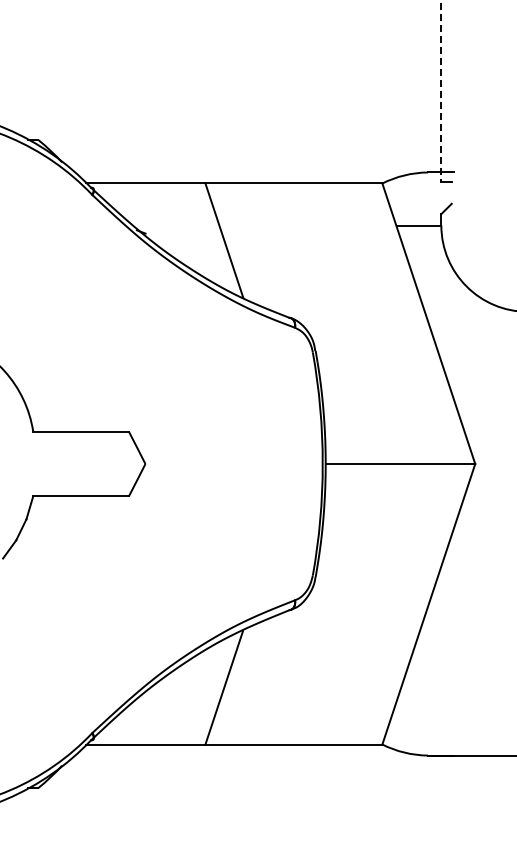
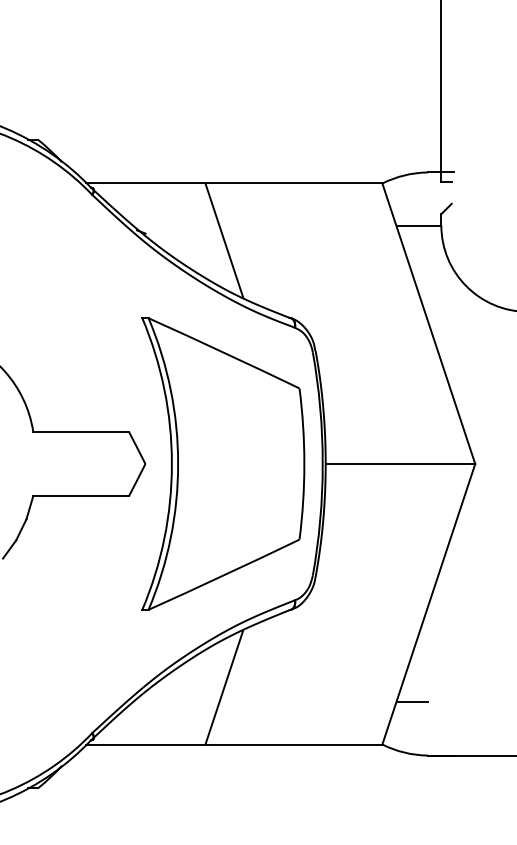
line: dashed -> solid (441, 91)
part: none -> present (223, 463)
line: none -> present (412, 701)
